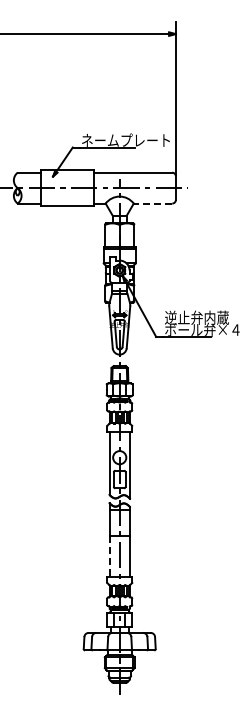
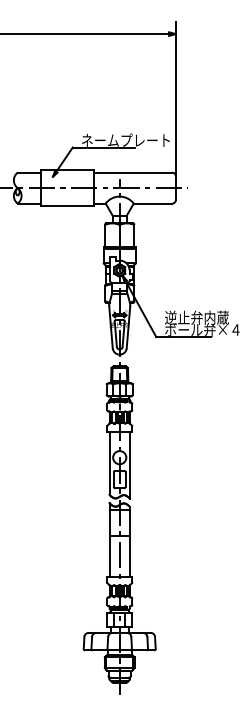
line: dashed -> solid (152, 203)
line: dashed -> solid (109, 556)
